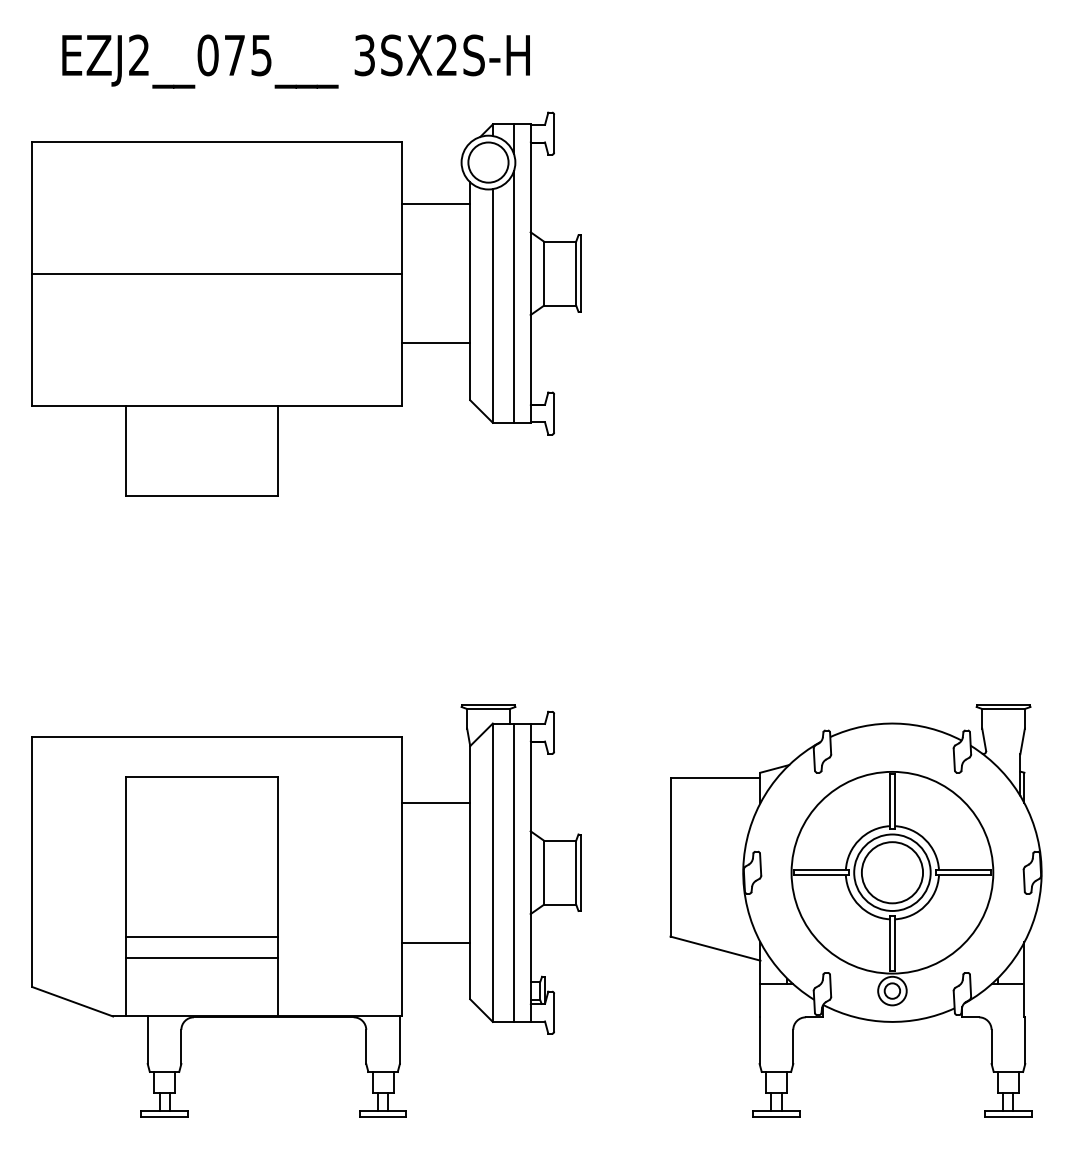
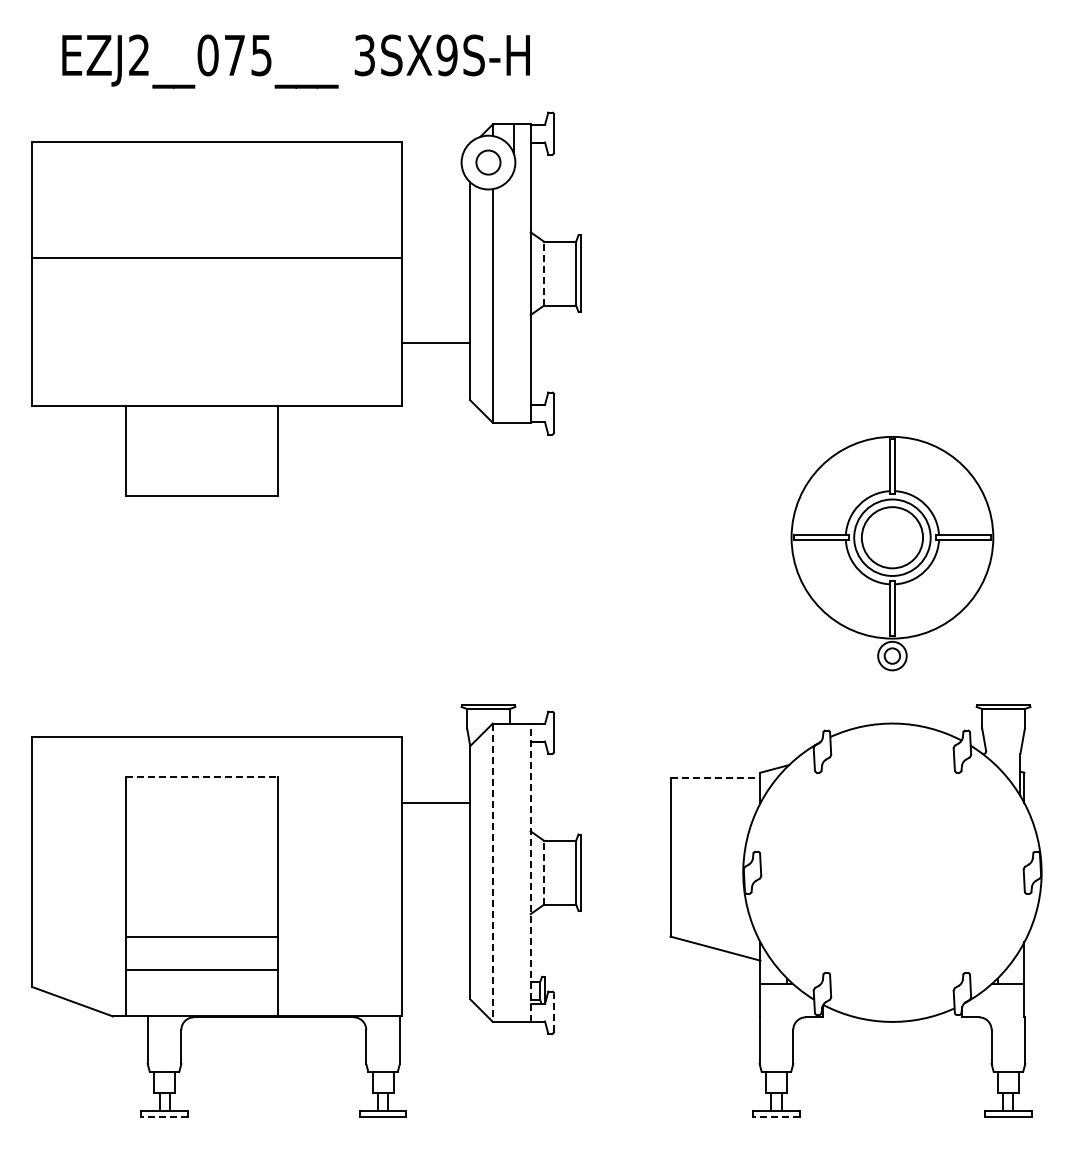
text: 3SX2S-H -> 3SX9S-H (446, 55)
circle diameter: 40 px -> 24 px (488, 162)
line: present -> none (436, 203)
line position: (217, 273) -> (217, 257) (217, 257)
line: solid -> dashed (543, 273)
line: present -> none (513, 296)
line: solid -> dashed (202, 776)
line: solid -> dashed (715, 777)
line: present -> none (513, 872)
line: solid -> dashed (530, 872)
line: solid -> dashed (543, 872)
line: solid -> dashed (492, 873)
part position: (892, 888) -> (892, 553) (892, 553)
line: present -> none (436, 942)
line position: (201, 957) -> (201, 969) (201, 969)
line: solid -> dashed (554, 1012)
line: solid -> dashed (164, 1116)
line: solid -> dashed (775, 1116)
